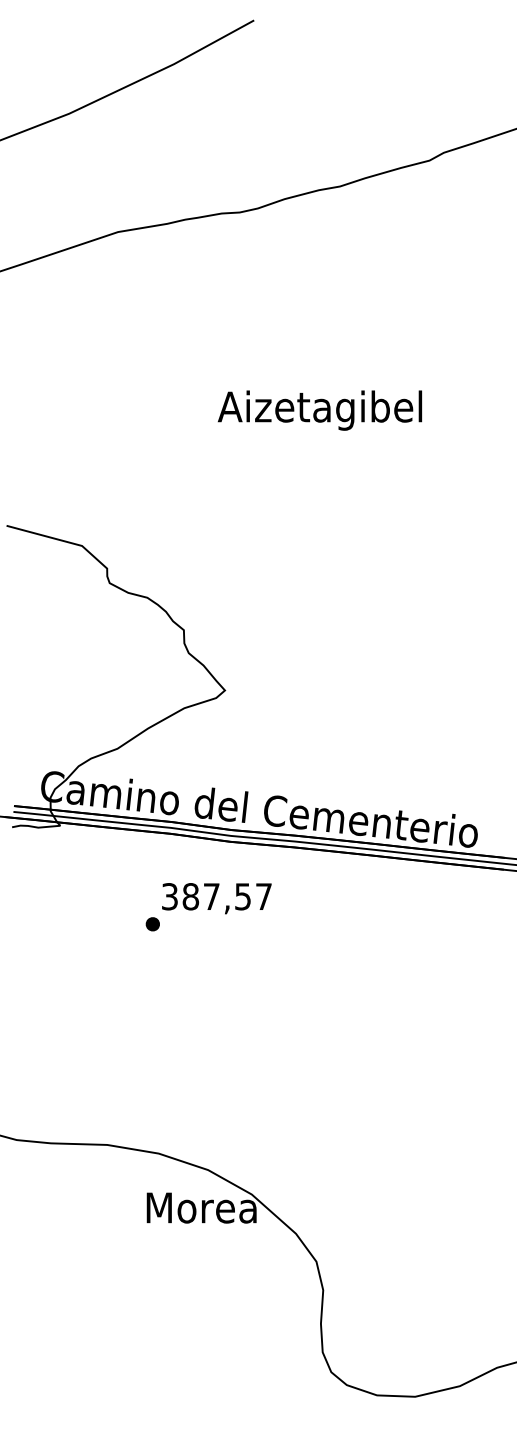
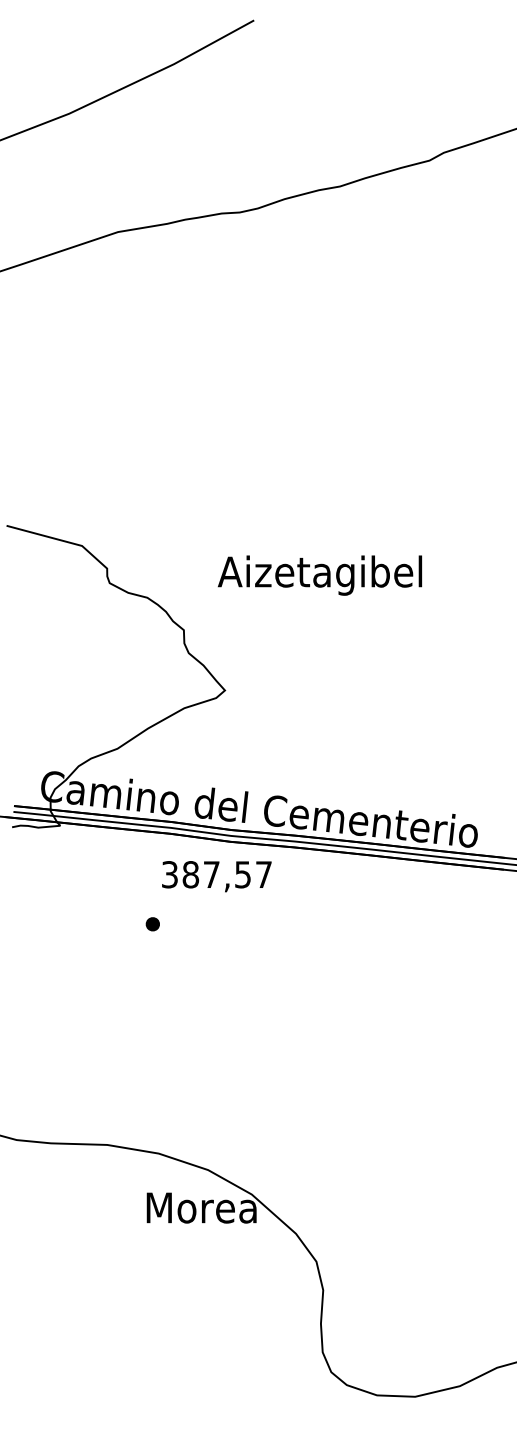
text position: (319, 410) -> (319, 575) (319, 575)
text position: (216, 898) -> (216, 876) (216, 876)
